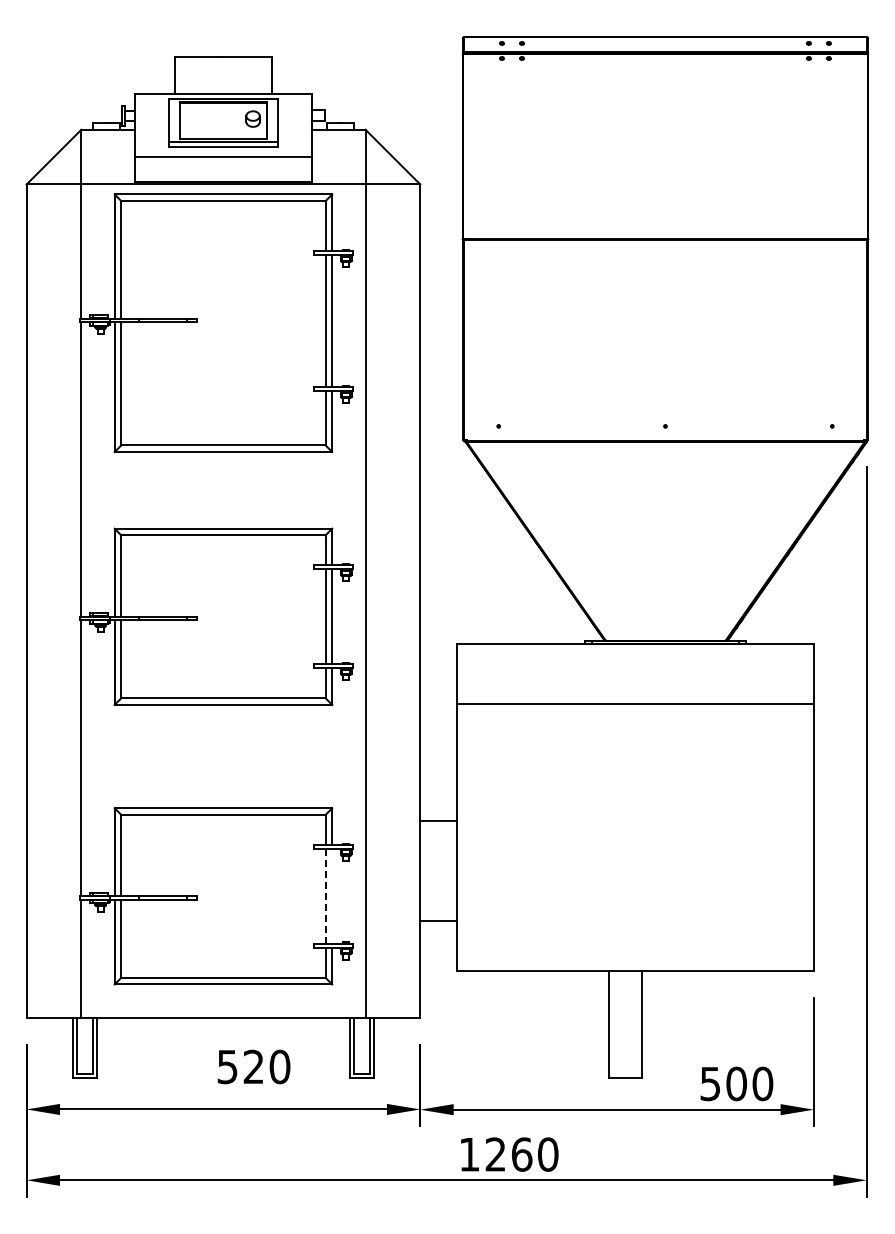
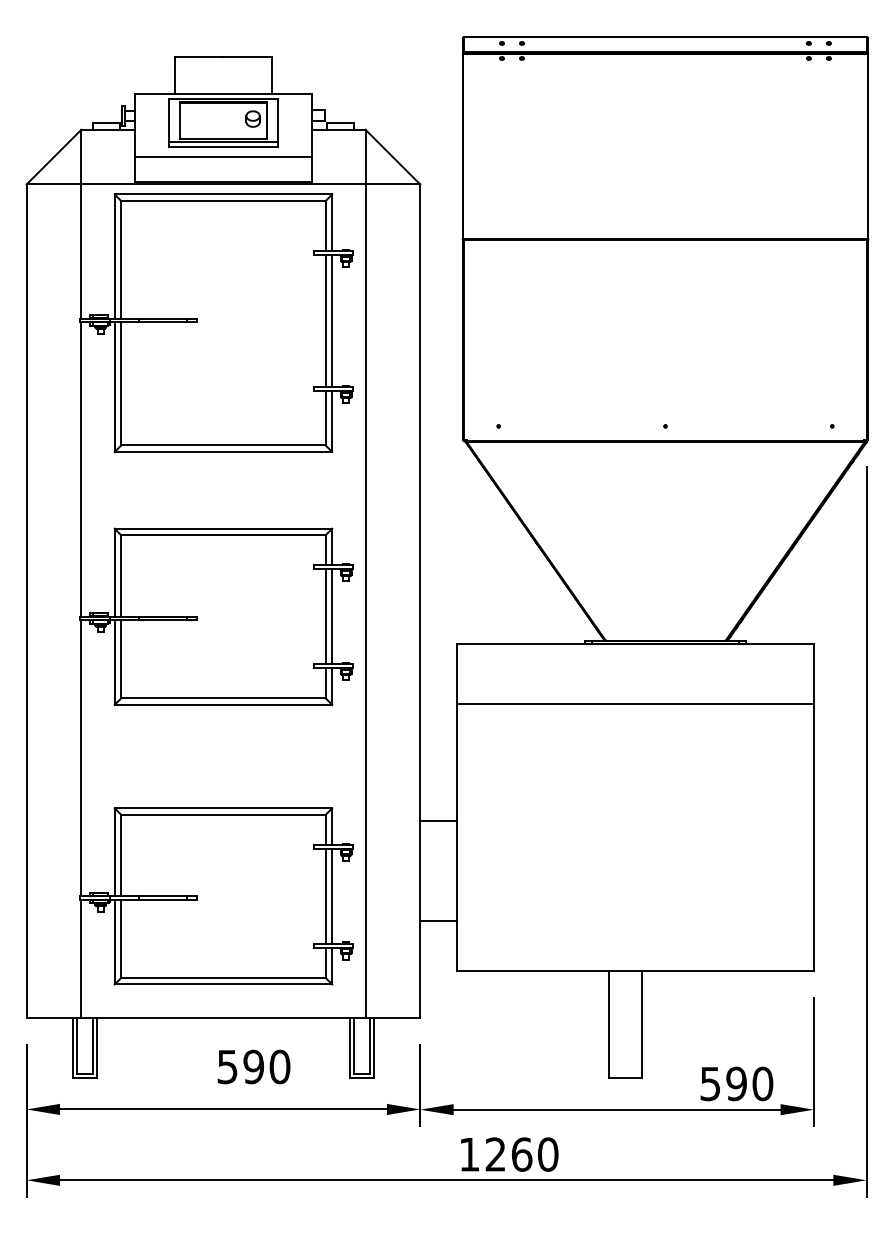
line: dashed -> solid (325, 895)
line: none -> present (332, 896)
text: 520 -> 590 (253, 1066)
text: 500 -> 590 (736, 1083)
